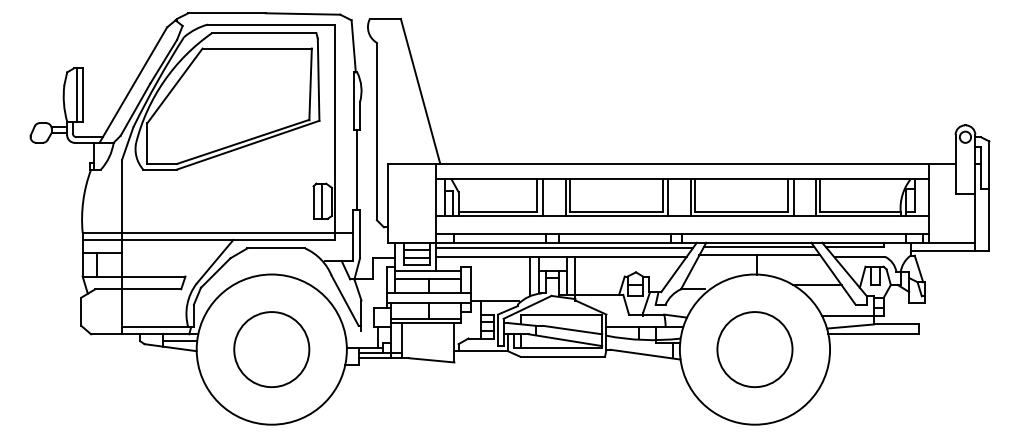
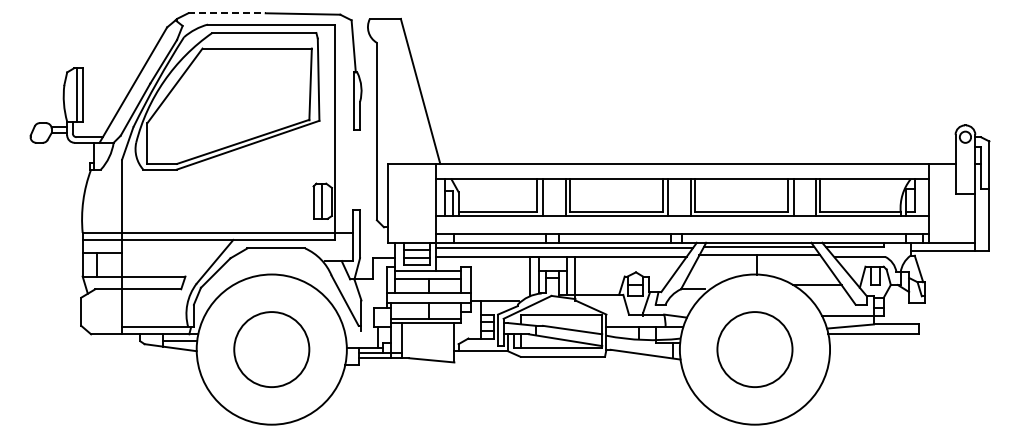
line: solid -> dashed (227, 13)
line: present -> none (357, 170)
